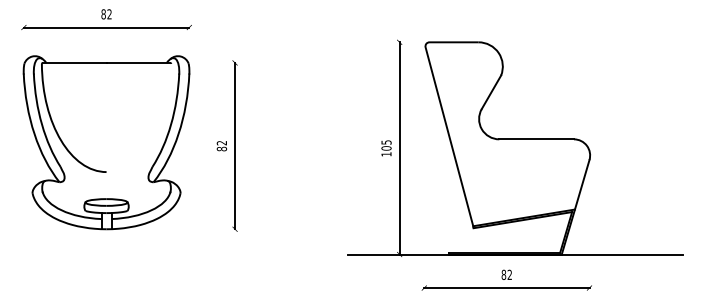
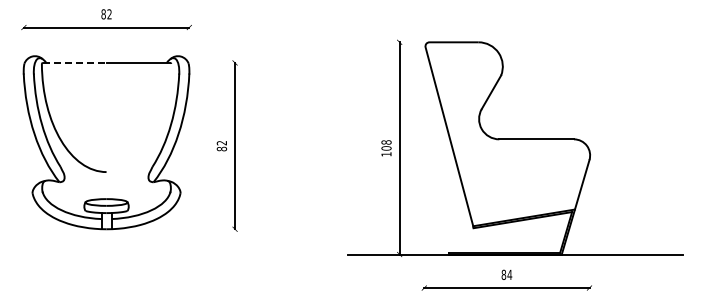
line: solid -> dashed (74, 62)
text: 105 -> 108 (386, 142)
text: 82 -> 84 (509, 274)
